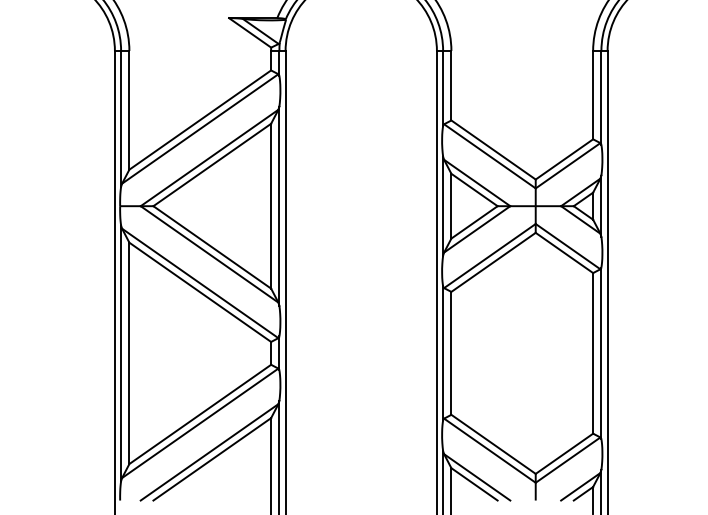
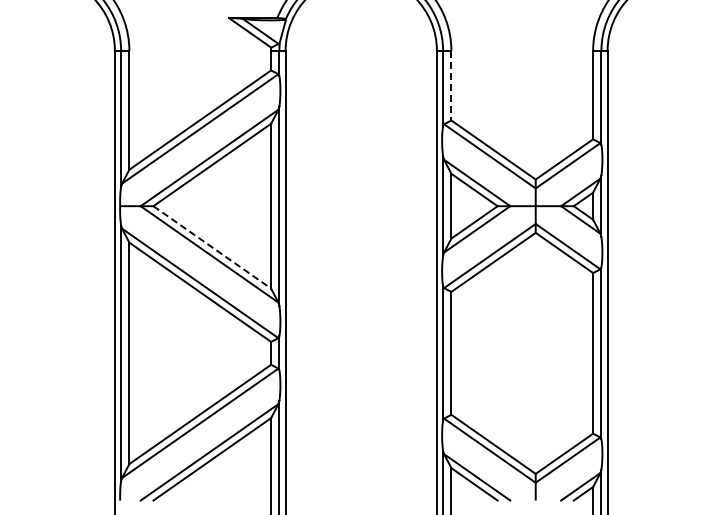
line: solid -> dashed (451, 85)
line: solid -> dashed (212, 247)
